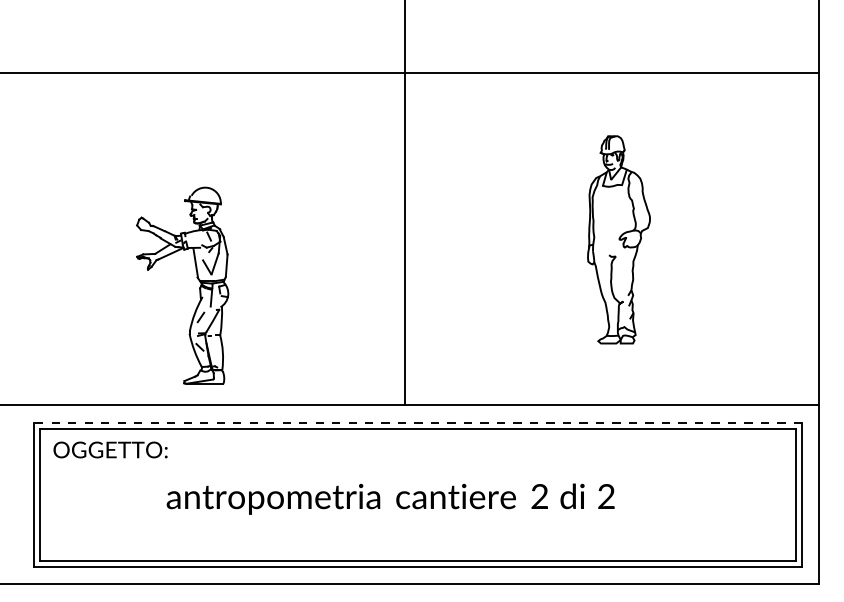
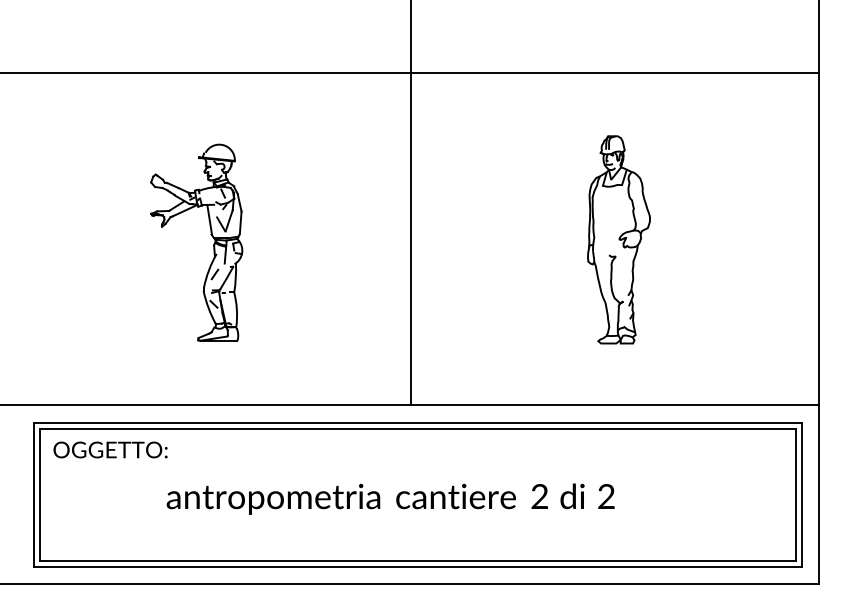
line position: (405, 203) -> (411, 203) (411, 203)
part position: (196, 277) -> (210, 234) (210, 234)
line: dashed -> solid (418, 422)
